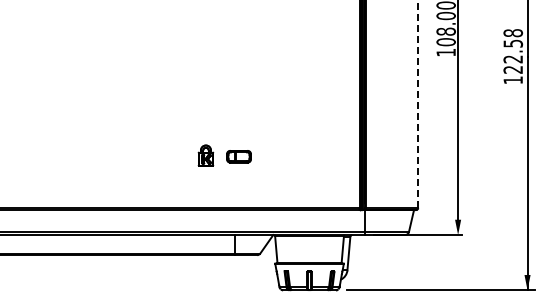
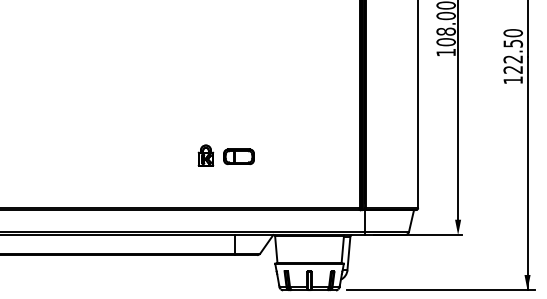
text: 122.58 -> 122.50 (512, 33)
line: dashed -> solid (418, 104)
part size: 26x14 px -> 32x17 px (238, 156)
